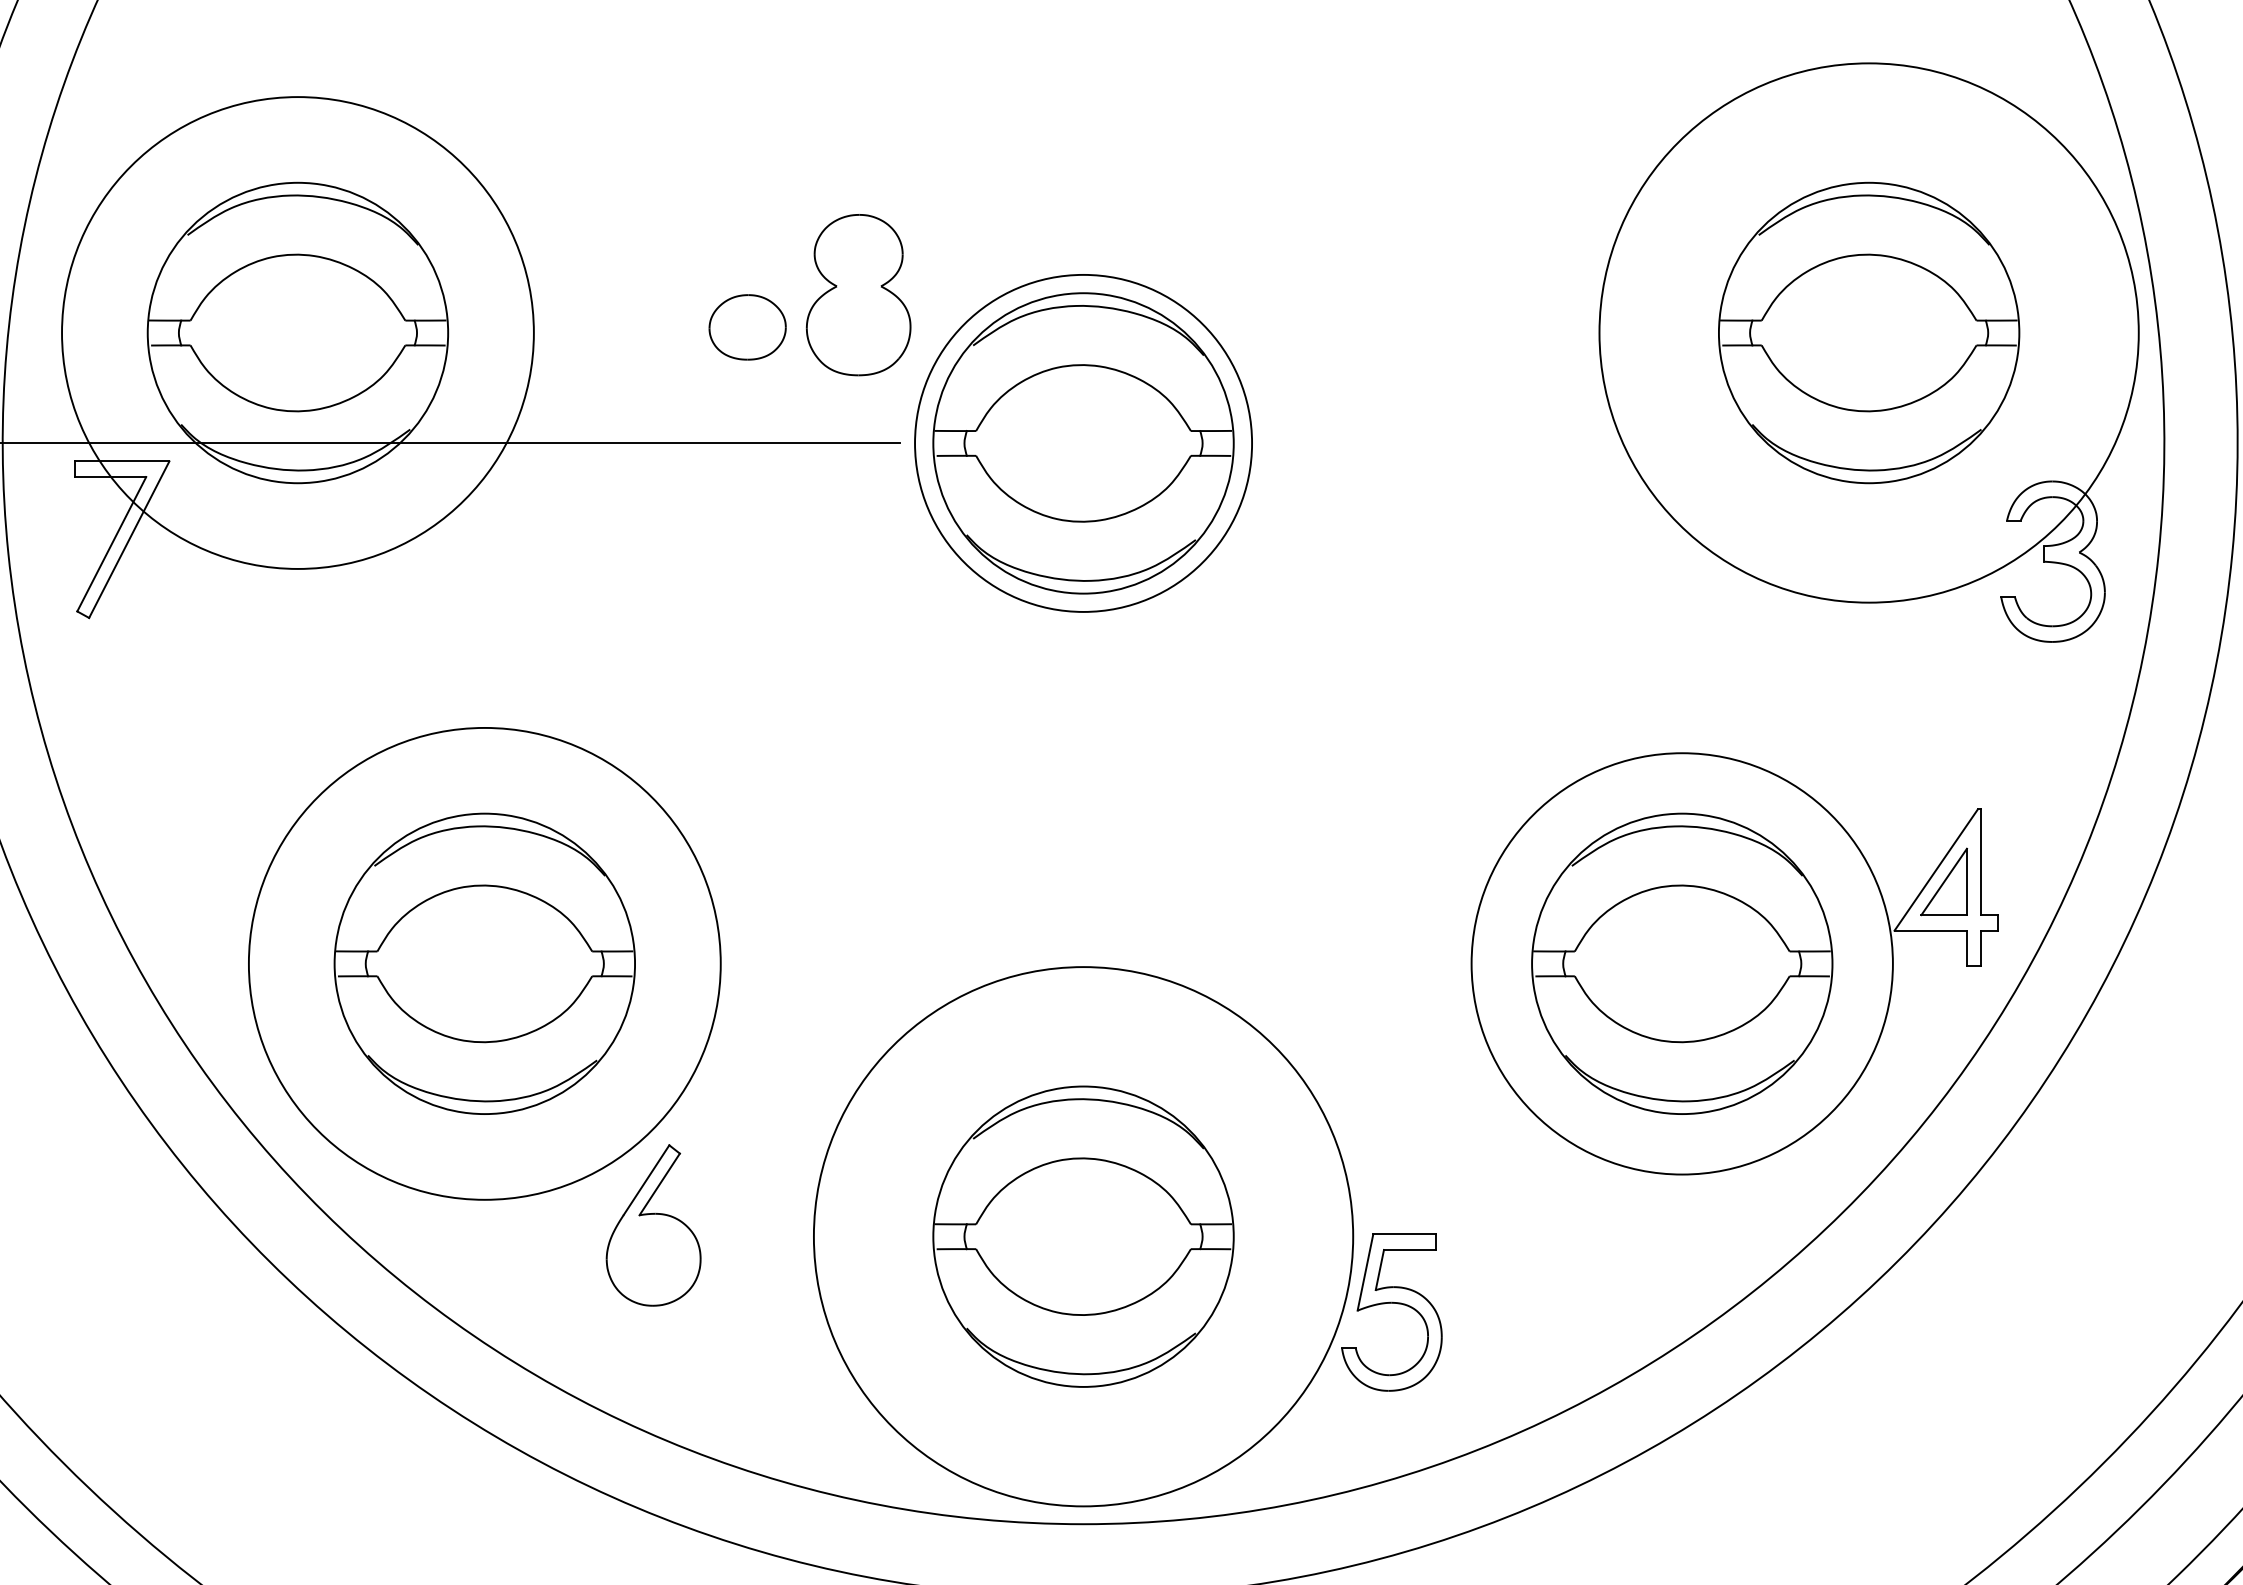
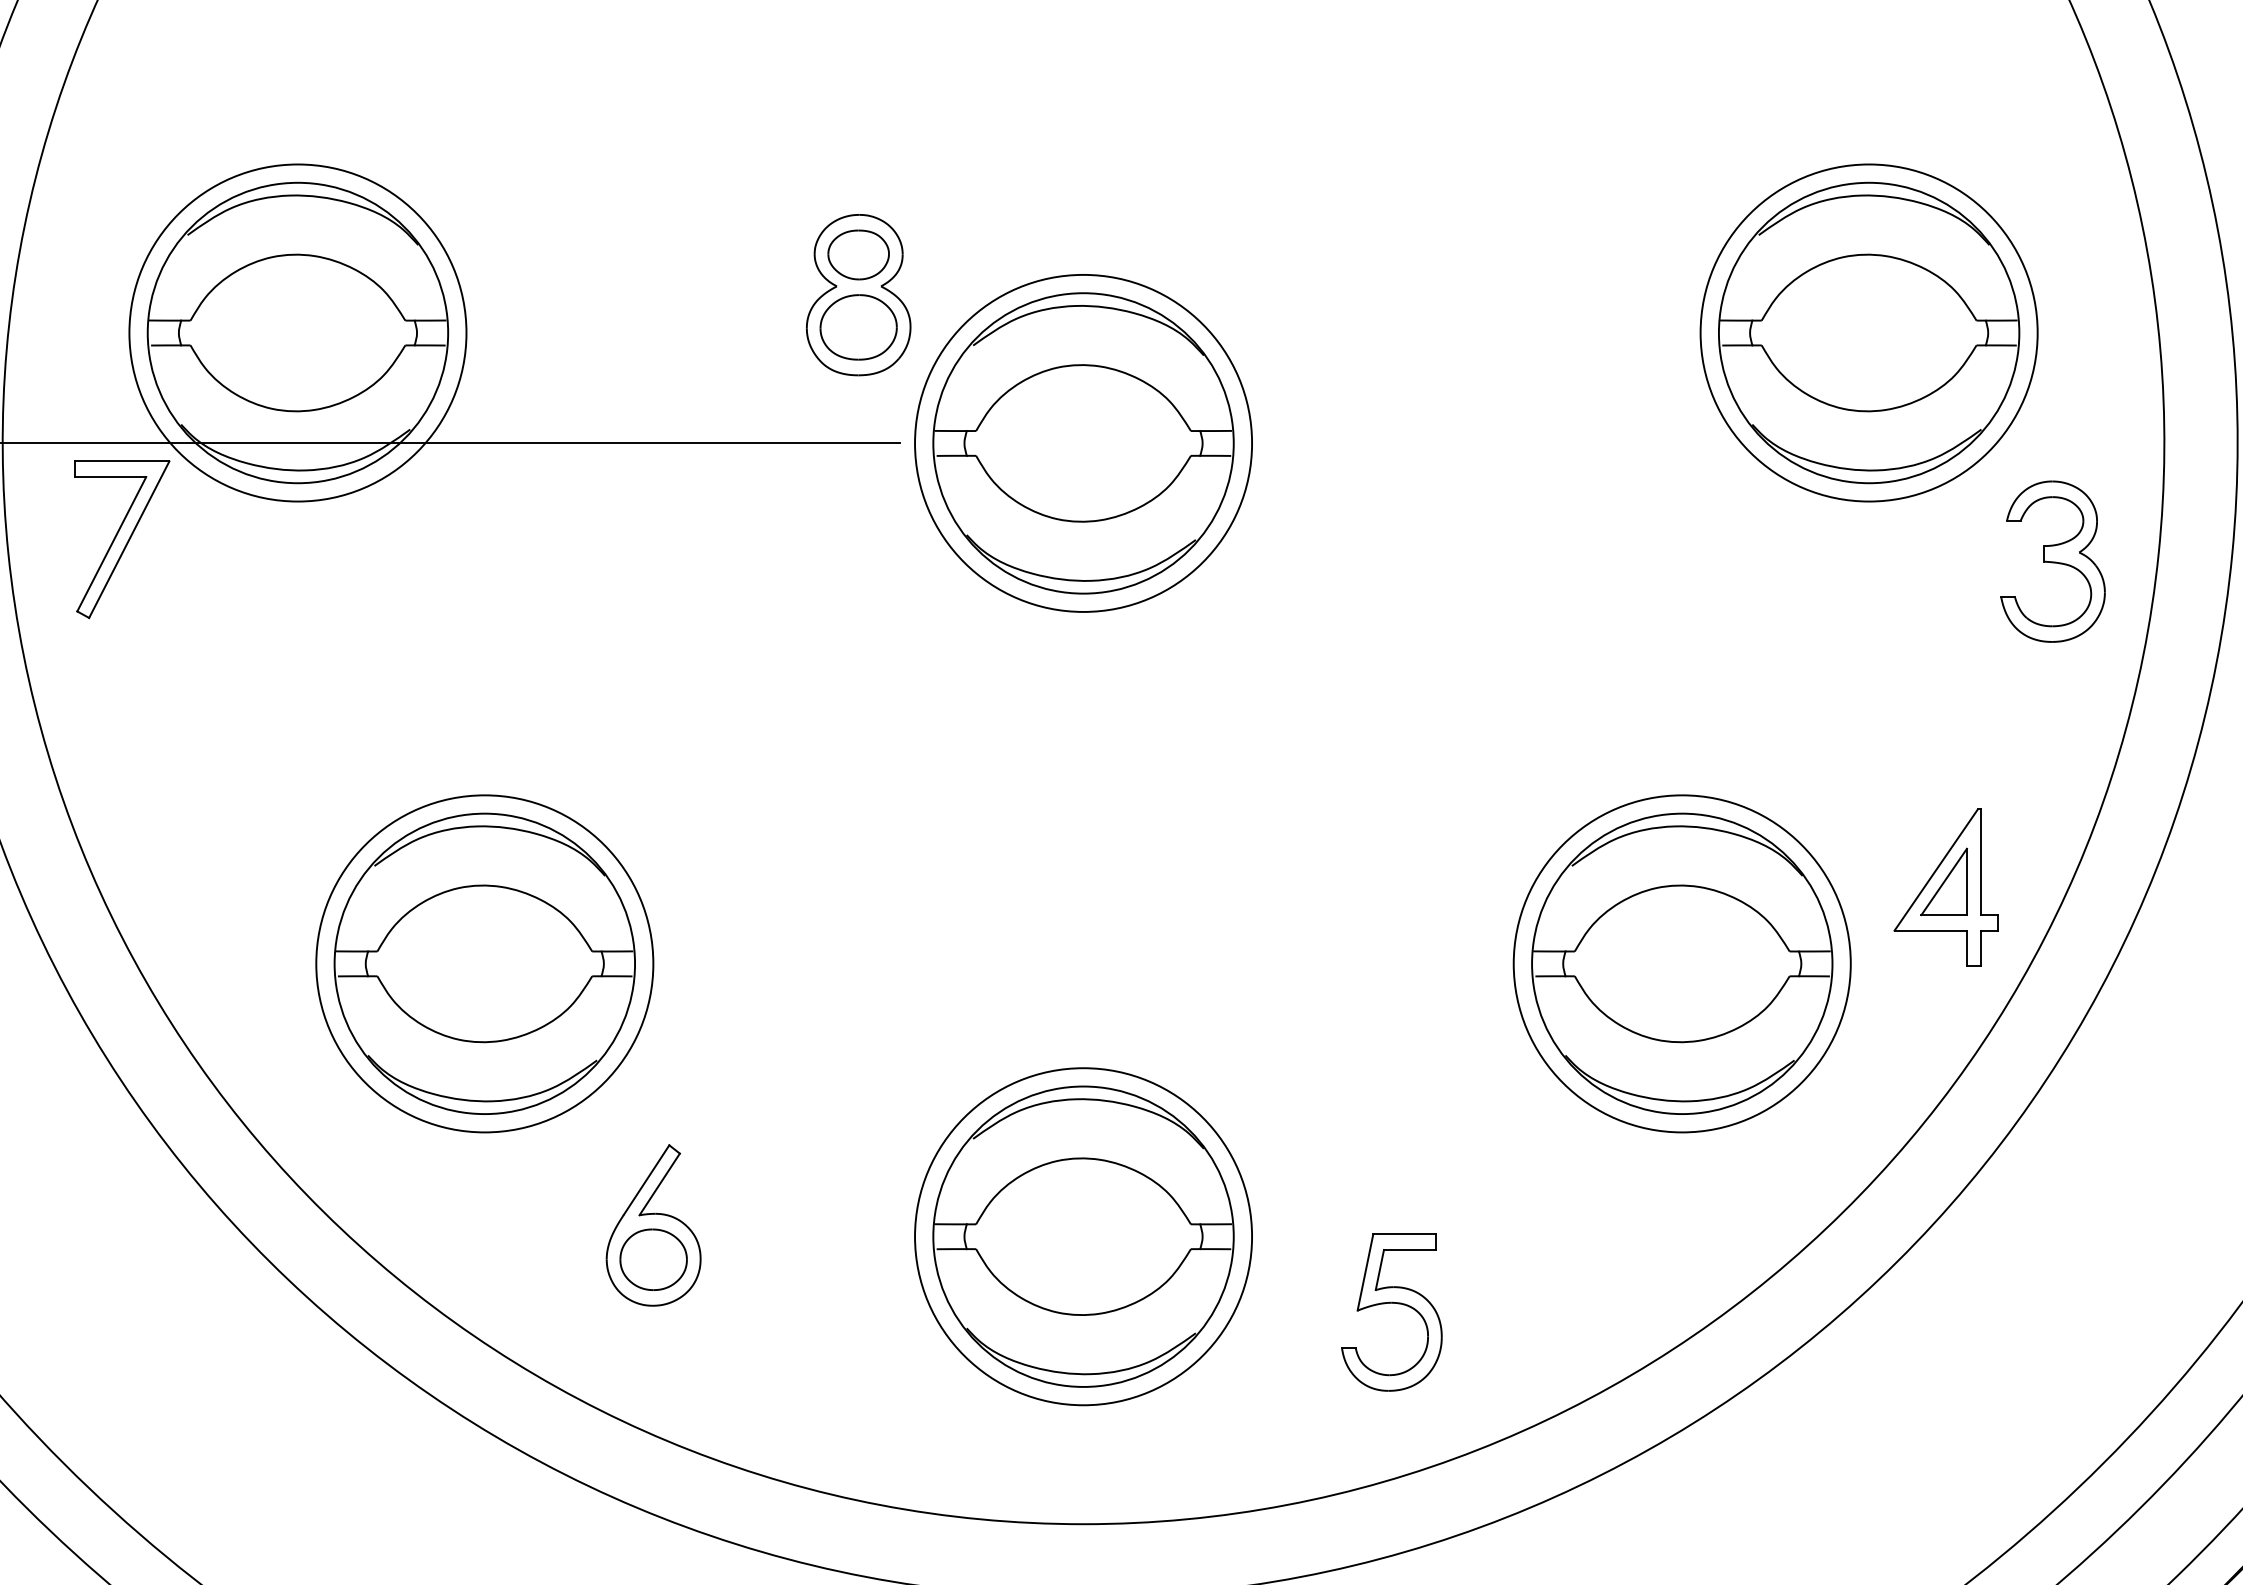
part: none -> present (858, 254)
part position: (747, 327) -> (858, 327) (858, 327)
circle diameter: 472 px -> 337 px (297, 332)
circle diameter: 539 px -> 337 px (1868, 332)
circle diameter: 472 px -> 337 px (484, 963)
circle diameter: 421 px -> 337 px (1681, 963)
circle diameter: 539 px -> 337 px (1083, 1236)
part: none -> present (653, 1259)
